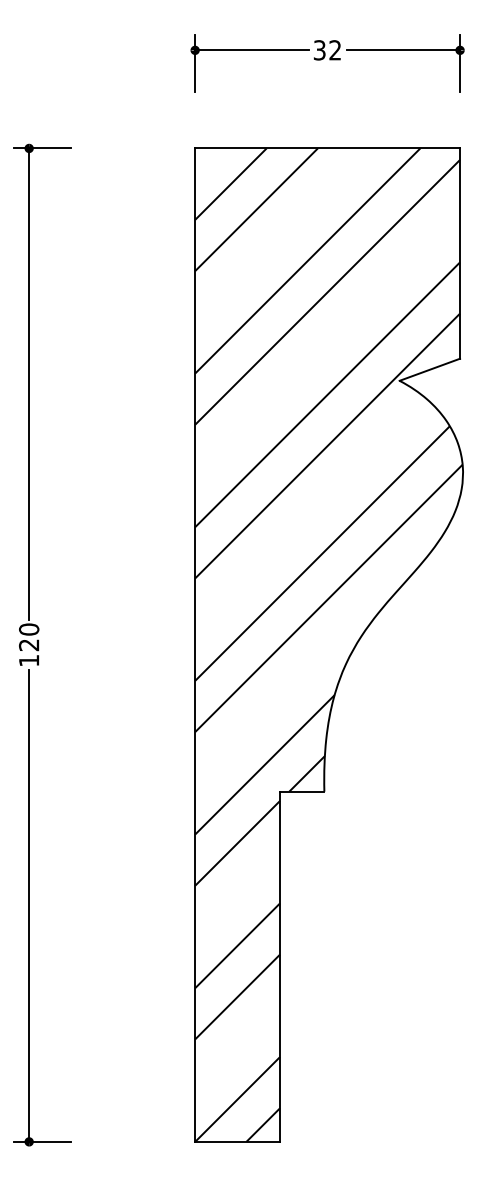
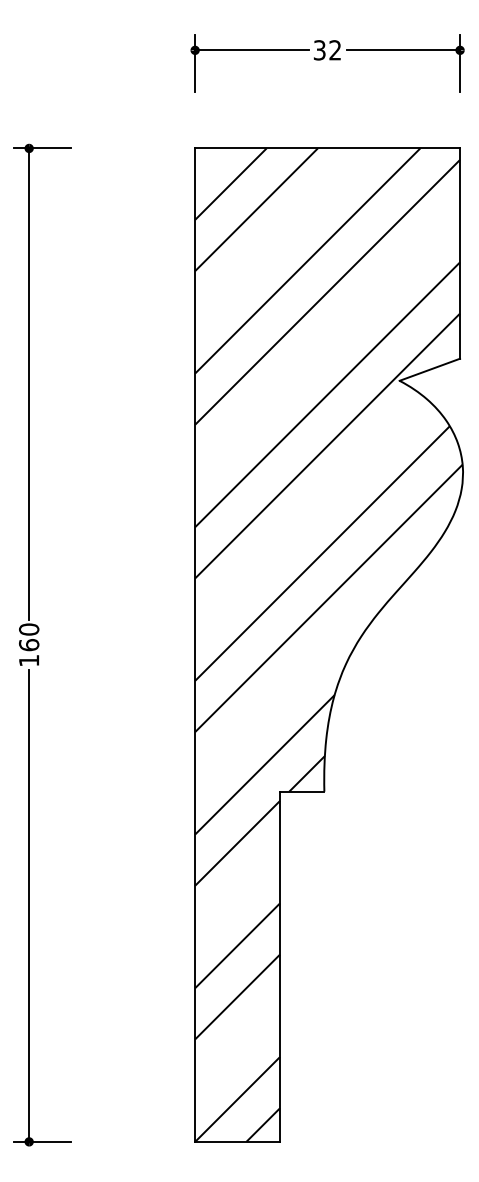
text: 120 -> 160 (28, 645)
